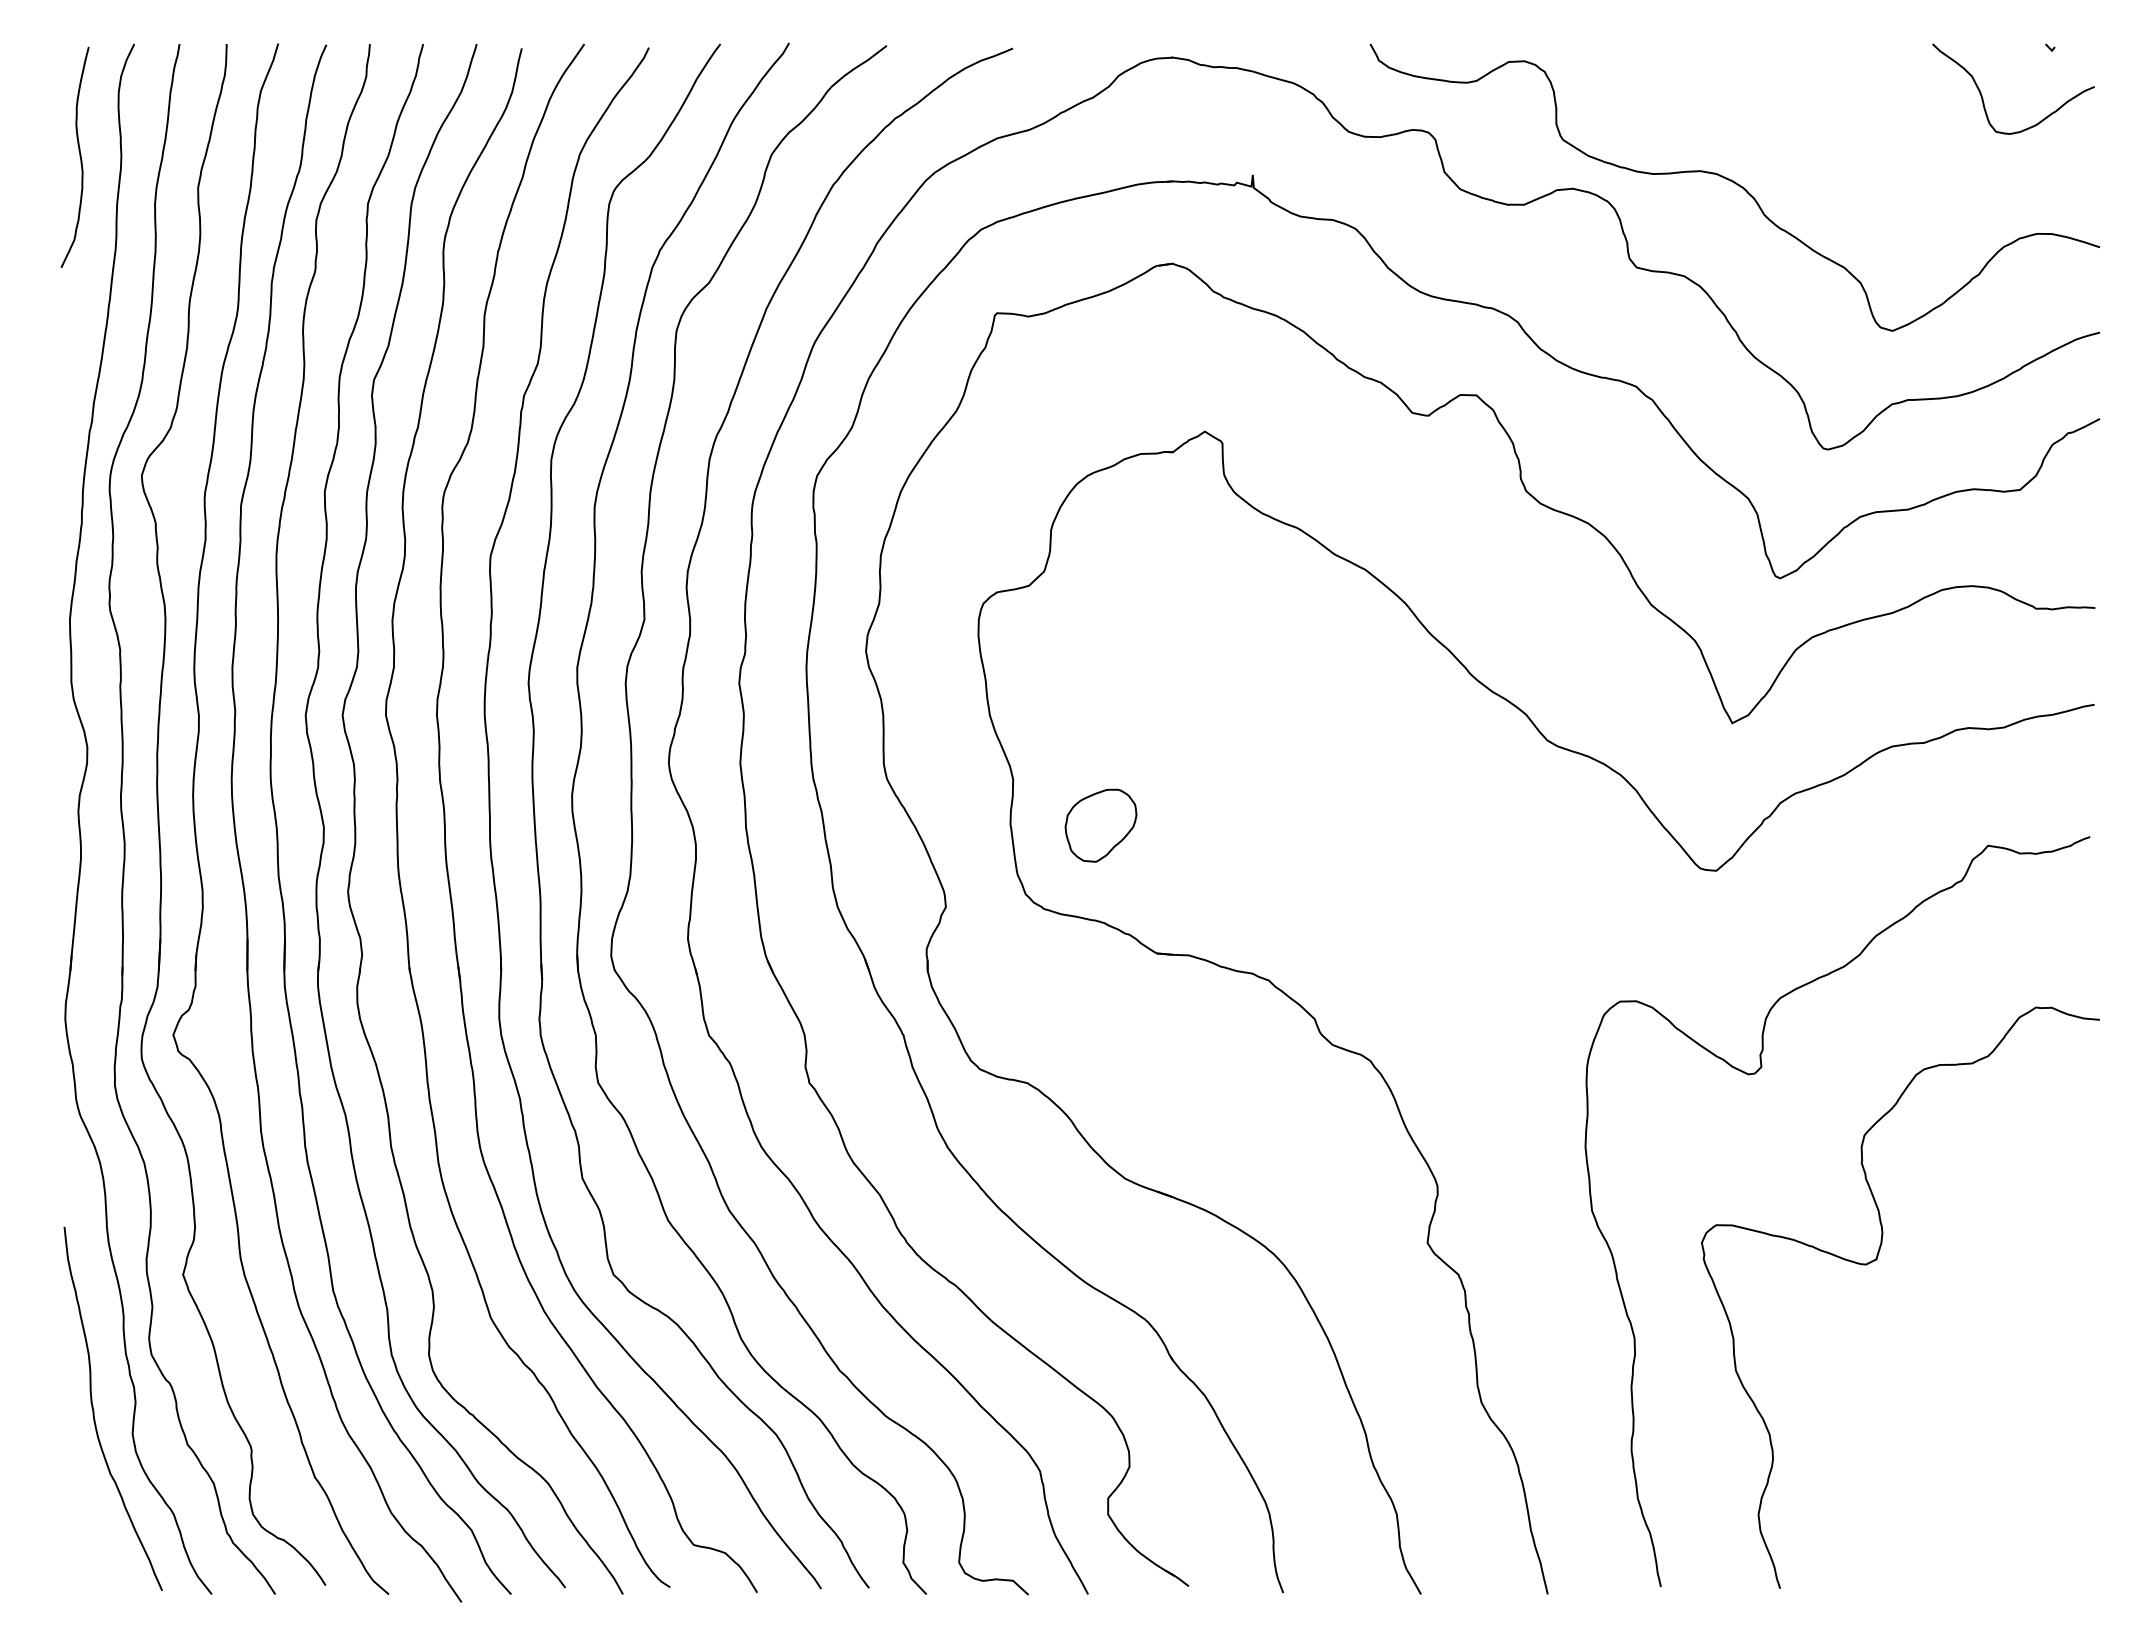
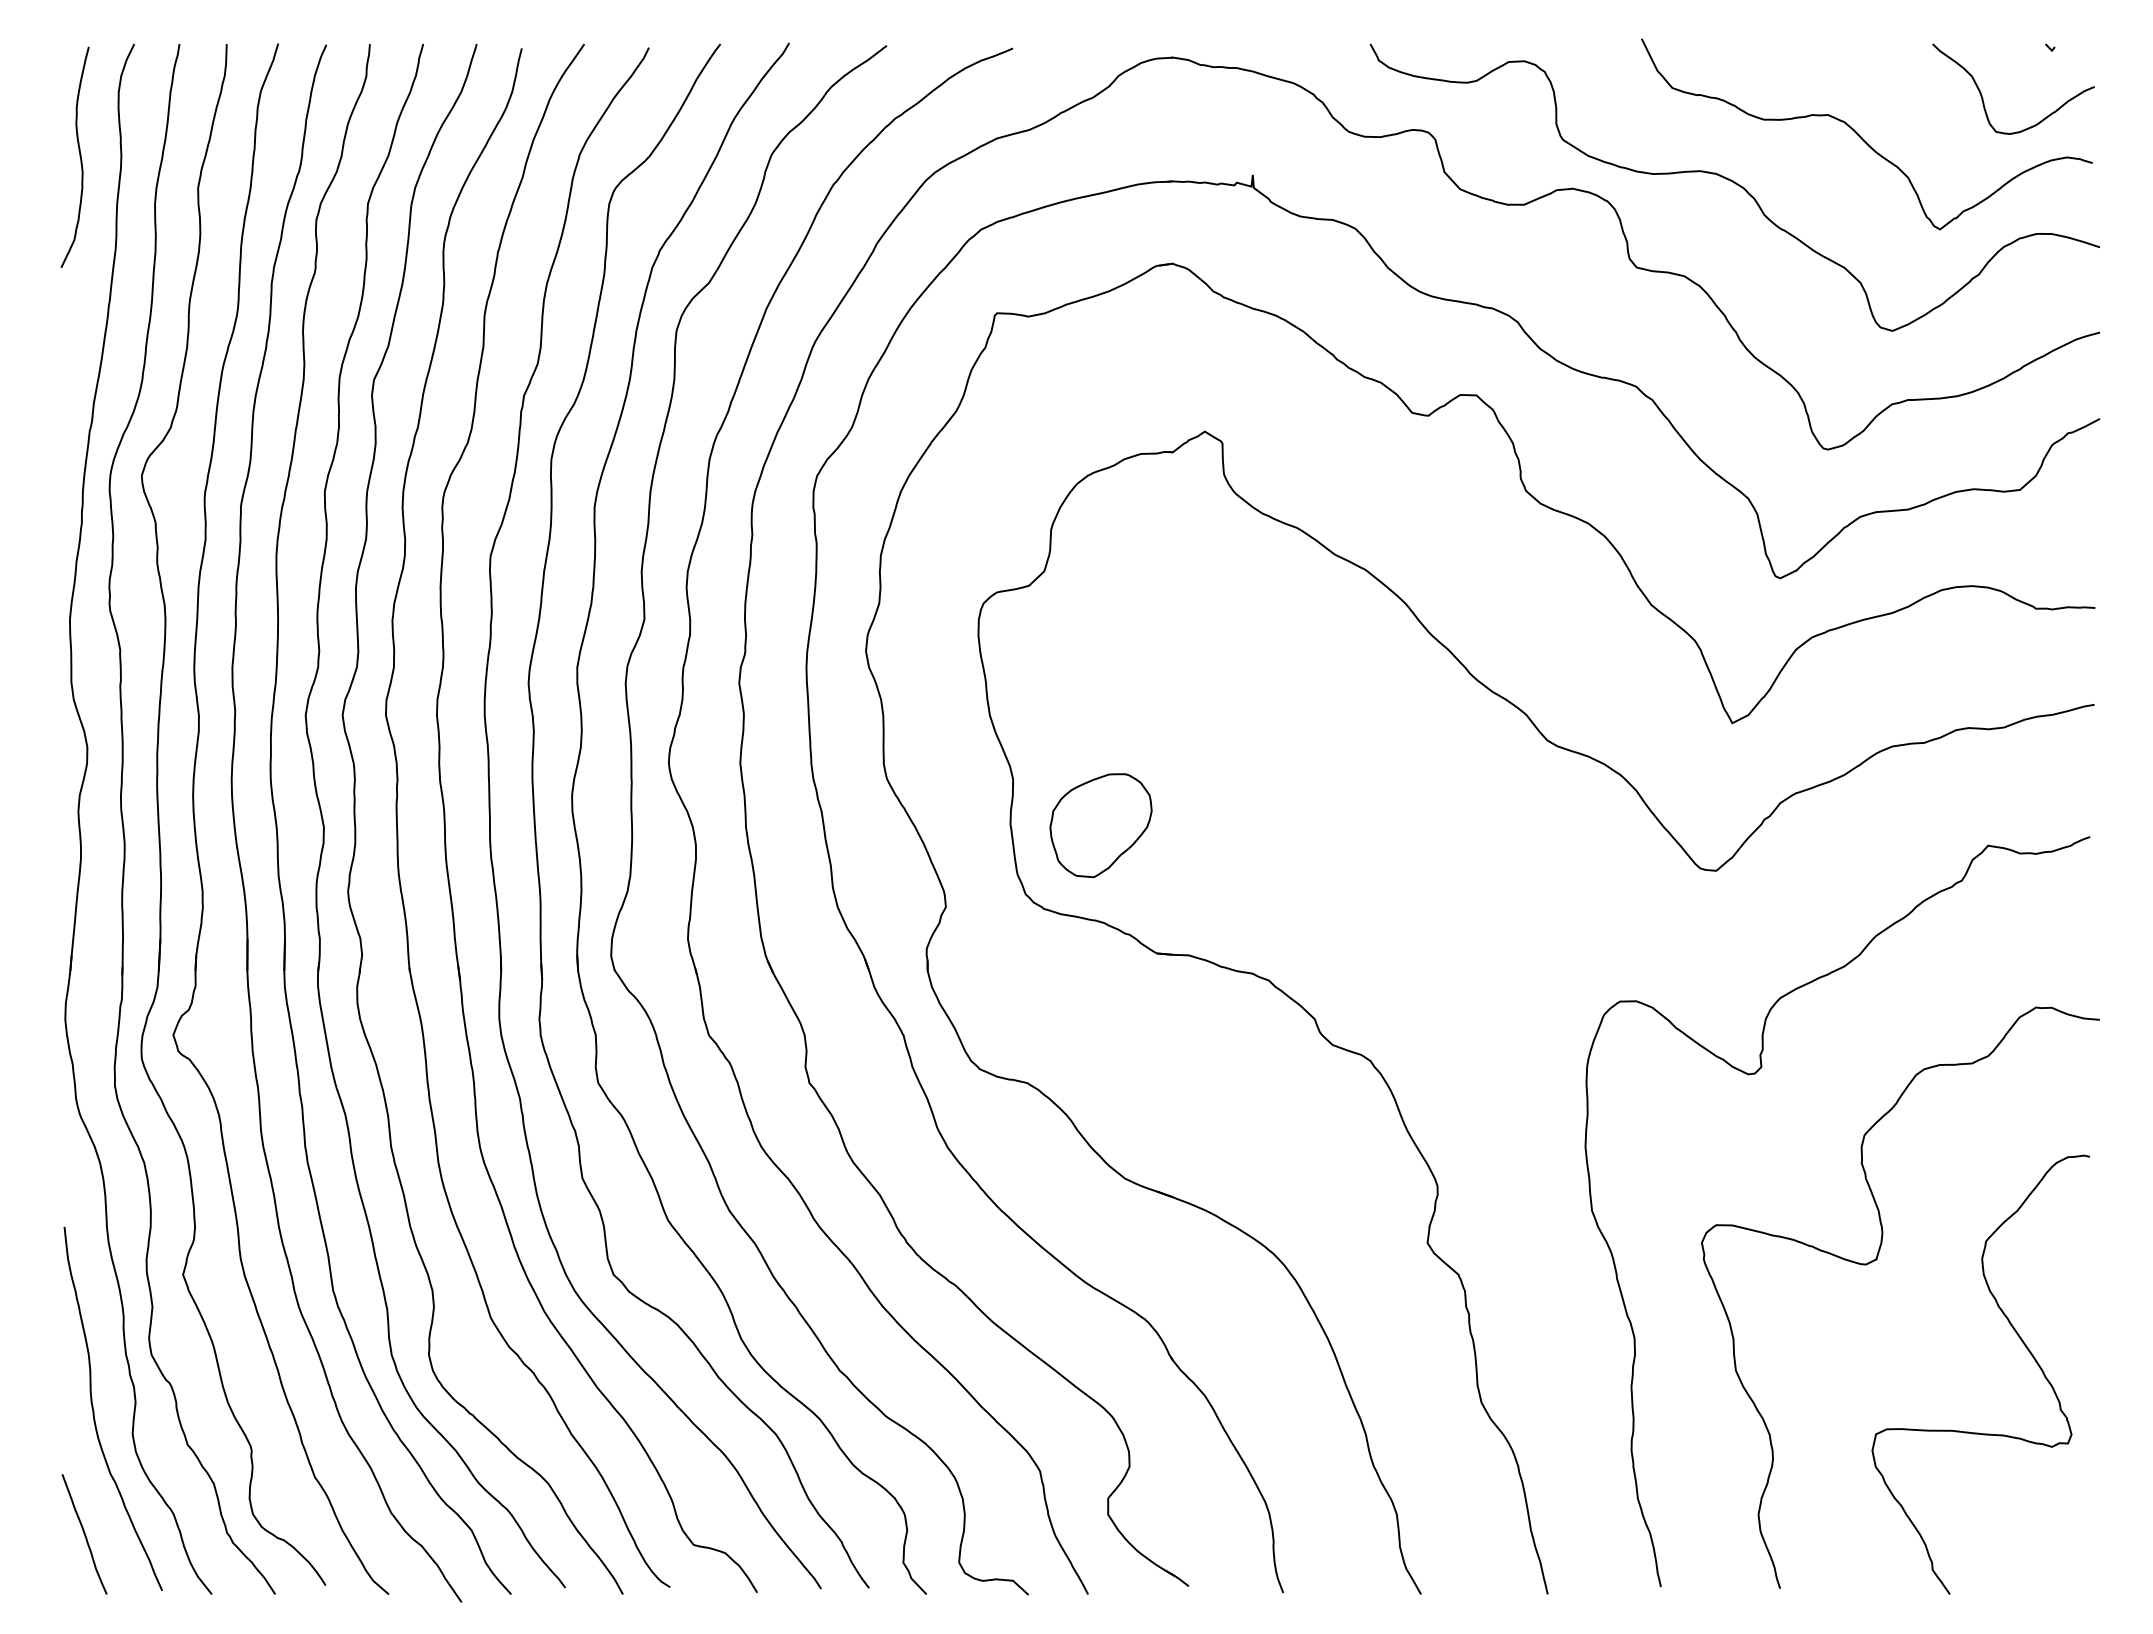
curve: none -> present (1862, 137)
part size: 74x75 px -> 104x106 px (1100, 825)
curve: none -> present (2023, 1344)
curve: none -> present (84, 1534)
